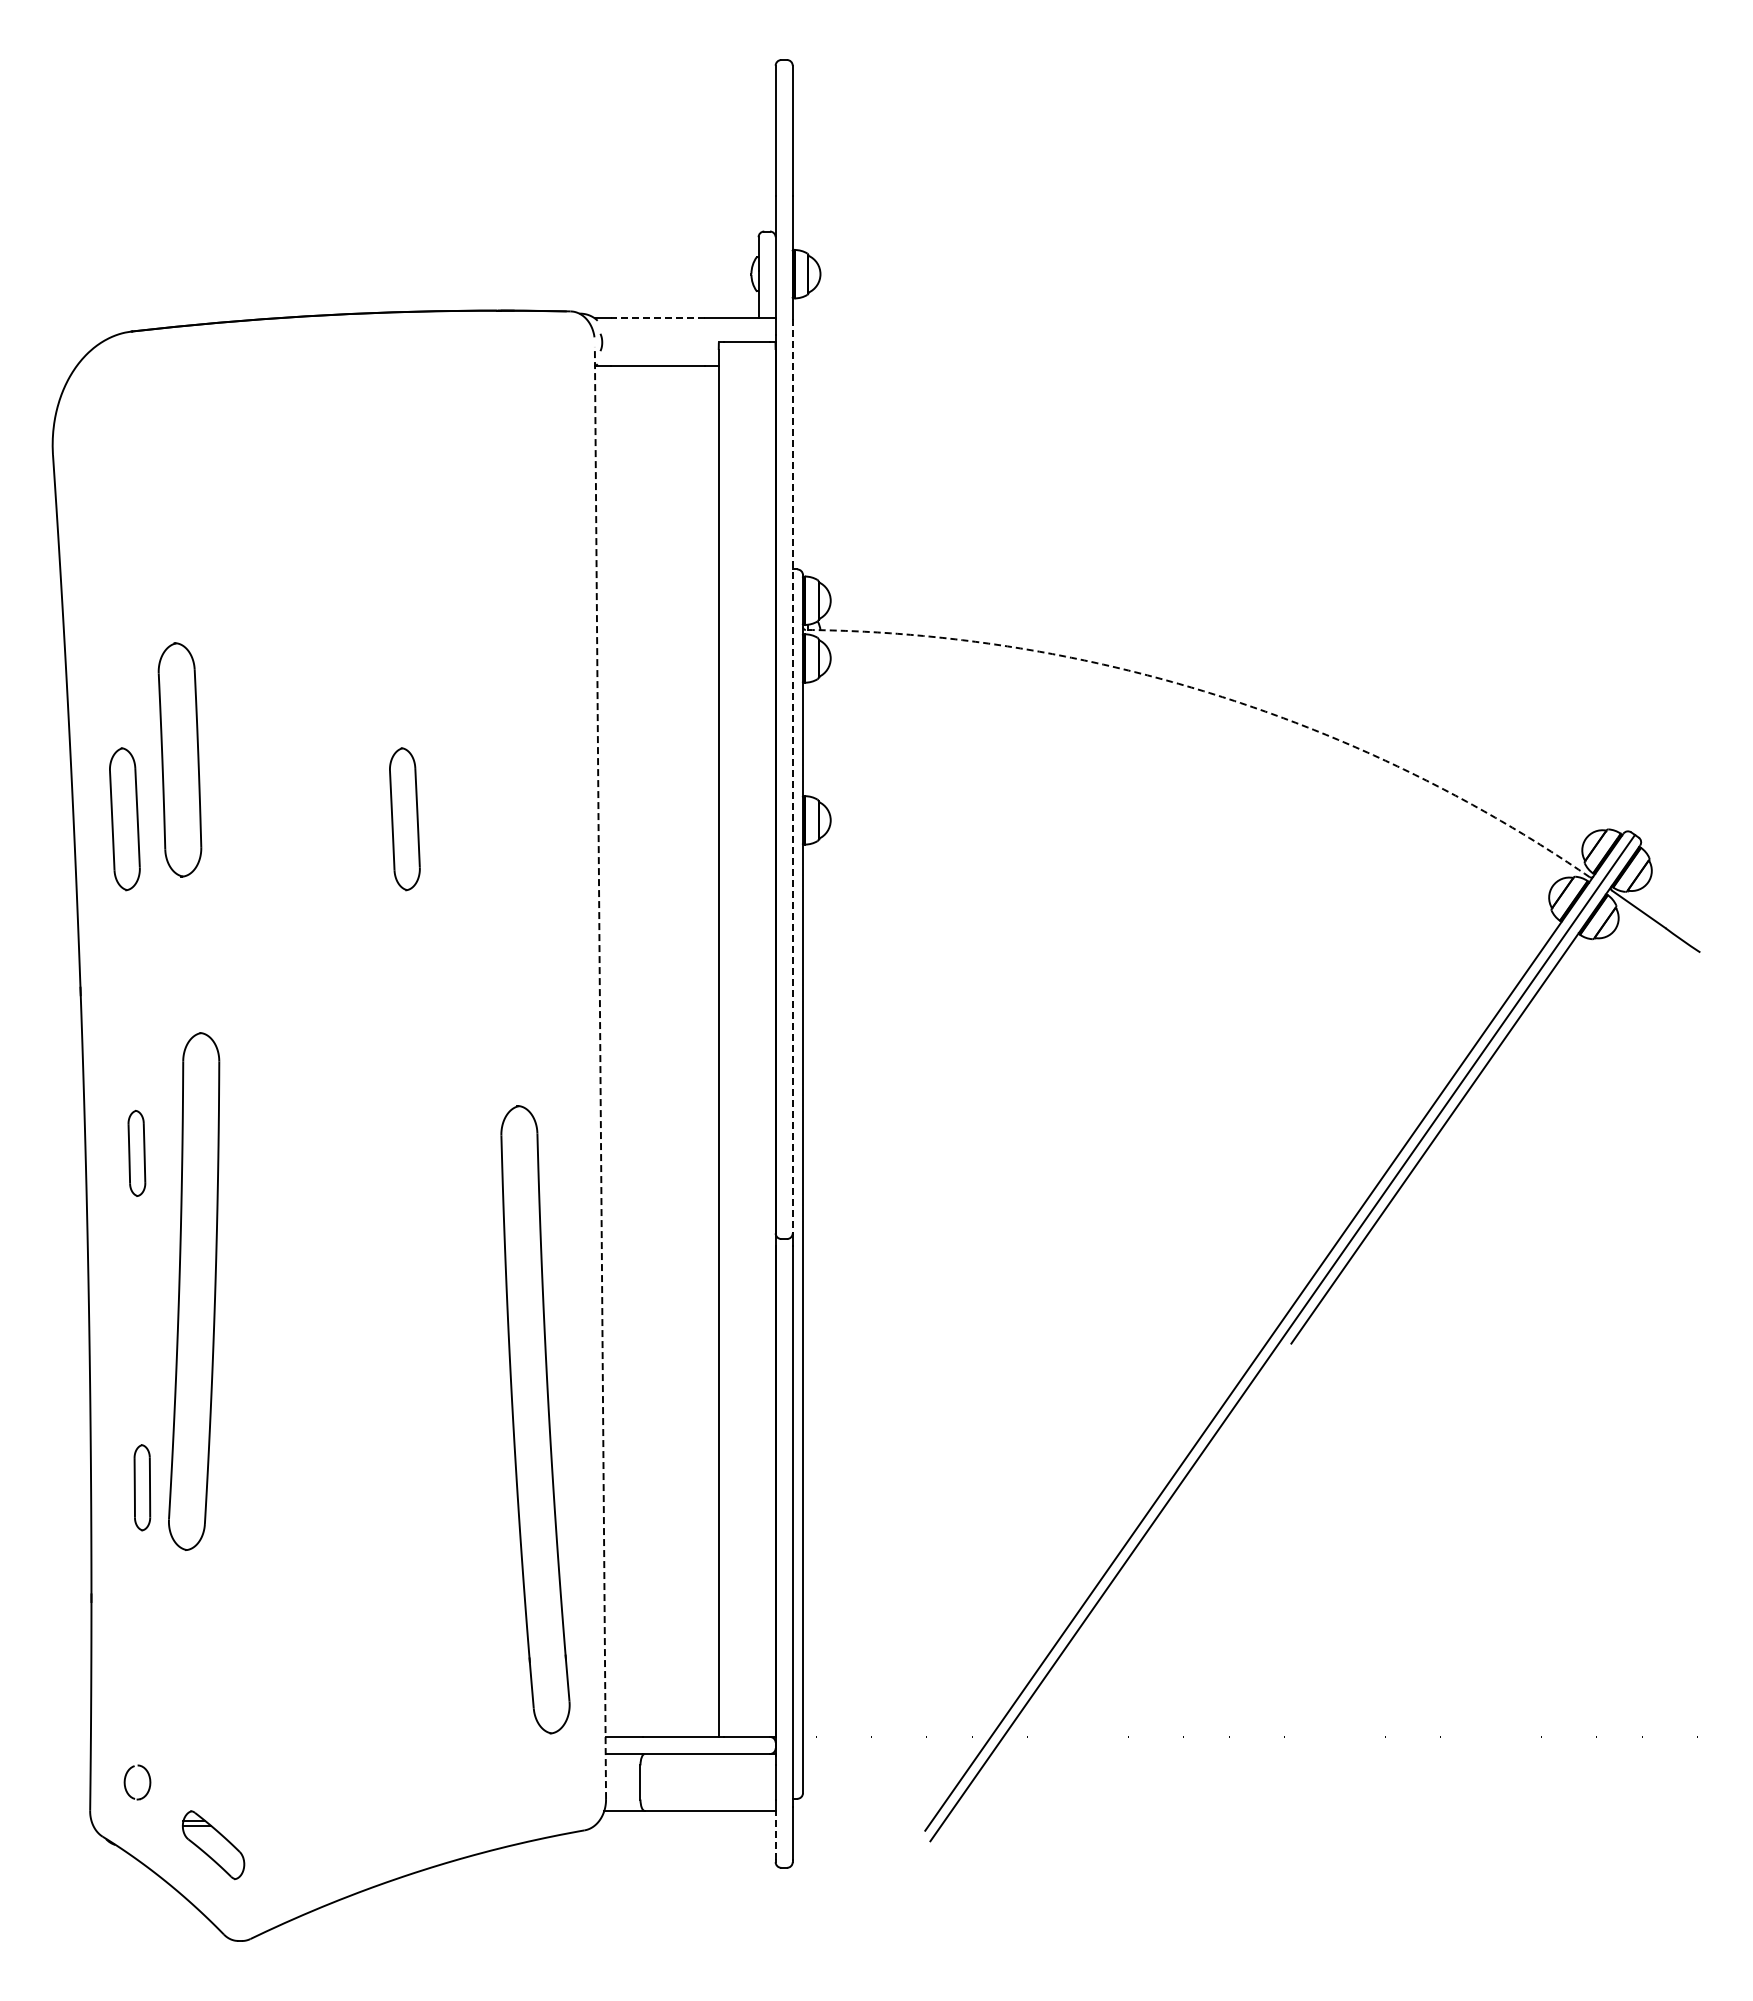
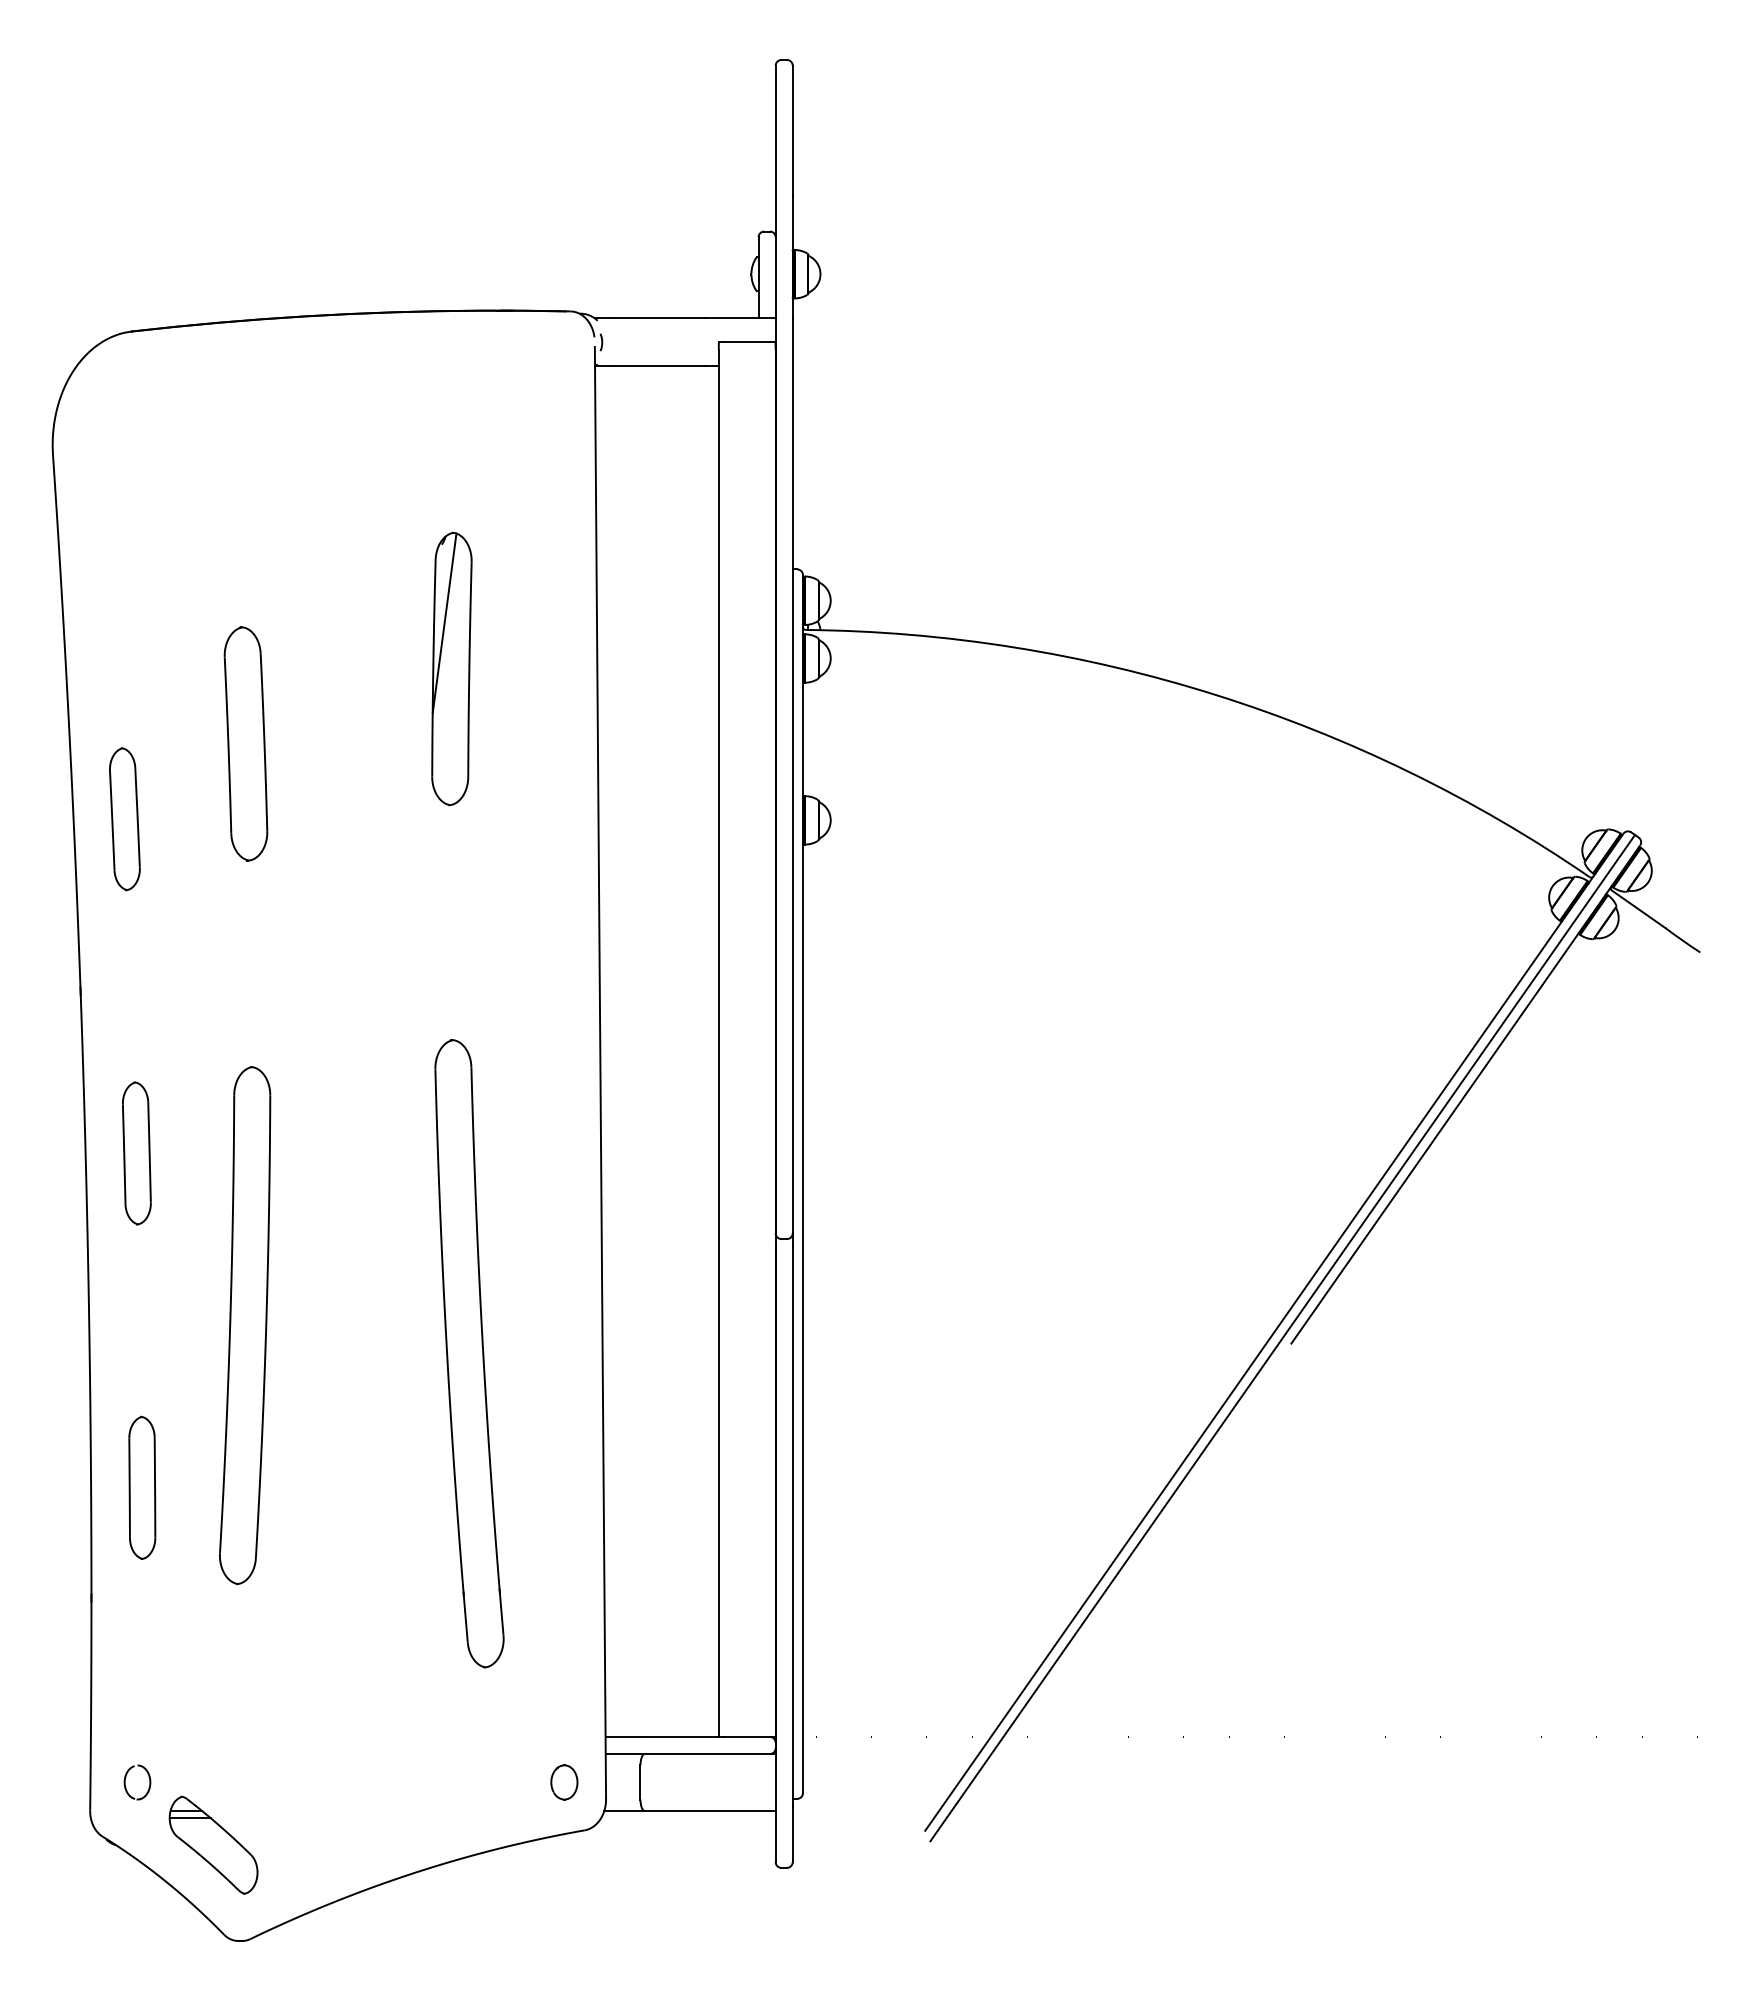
line: dashed -> solid (657, 318)
part: none -> present (451, 668)
arc: dashed -> solid (1216, 695)
part position: (179, 759) -> (245, 743) (245, 743)
line: dashed -> solid (792, 776)
part: present -> none (404, 819)
line: dashed -> solid (600, 1072)
part size: 20x88 px -> 30x145 px (136, 1153)
part position: (194, 1291) -> (245, 1325) (245, 1325)
part position: (535, 1419) -> (469, 1353) (469, 1353)
part size: 19x88 px -> 29x145 px (142, 1487)
part: none -> present (564, 1782)
line: dashed -> solid (775, 1834)
part size: 64x71 px -> 91x100 px (213, 1844)
